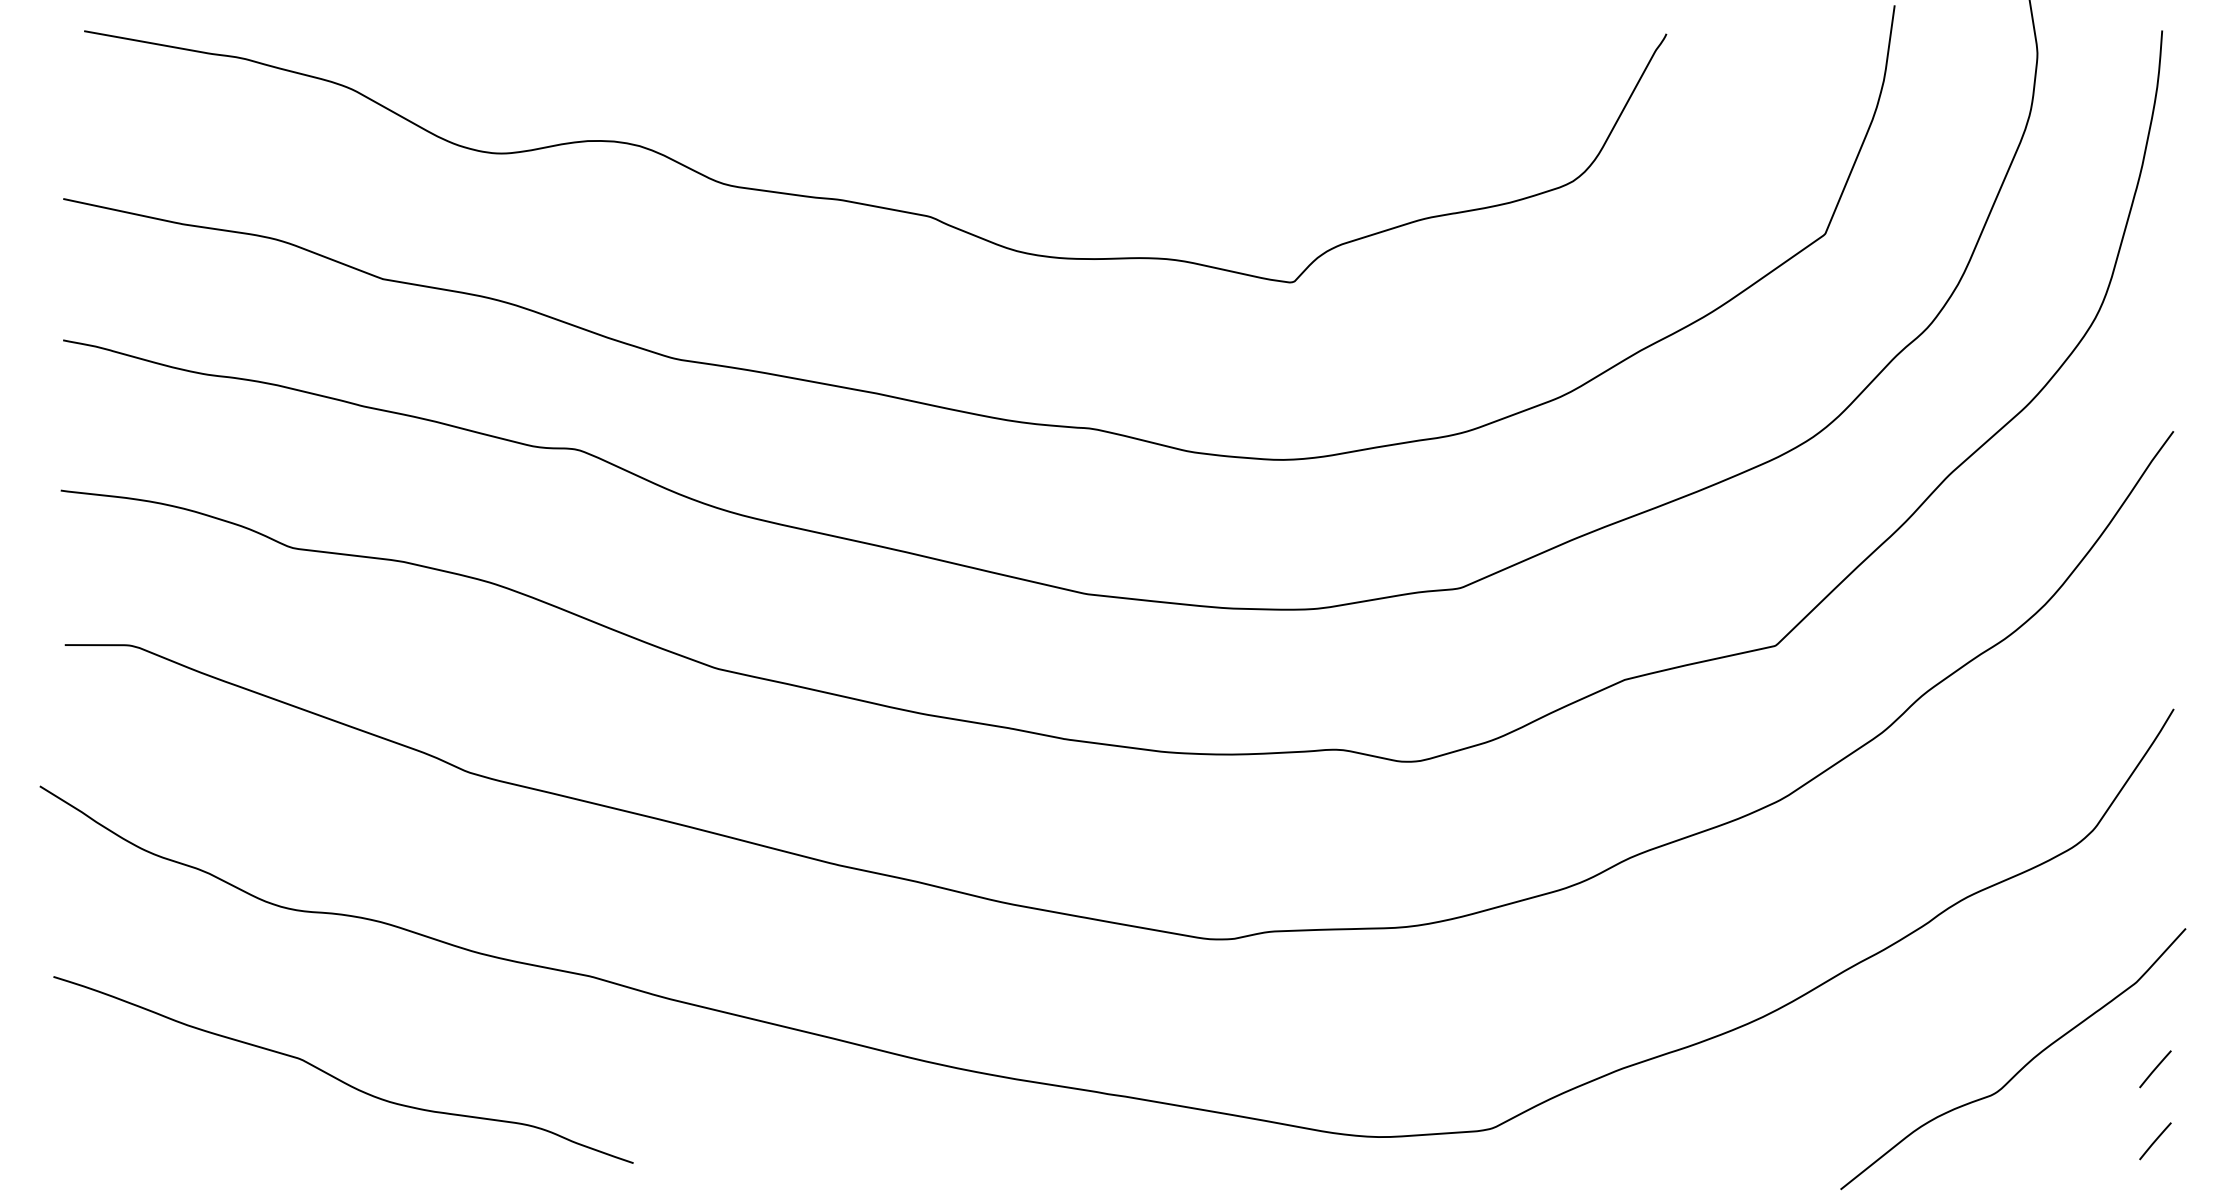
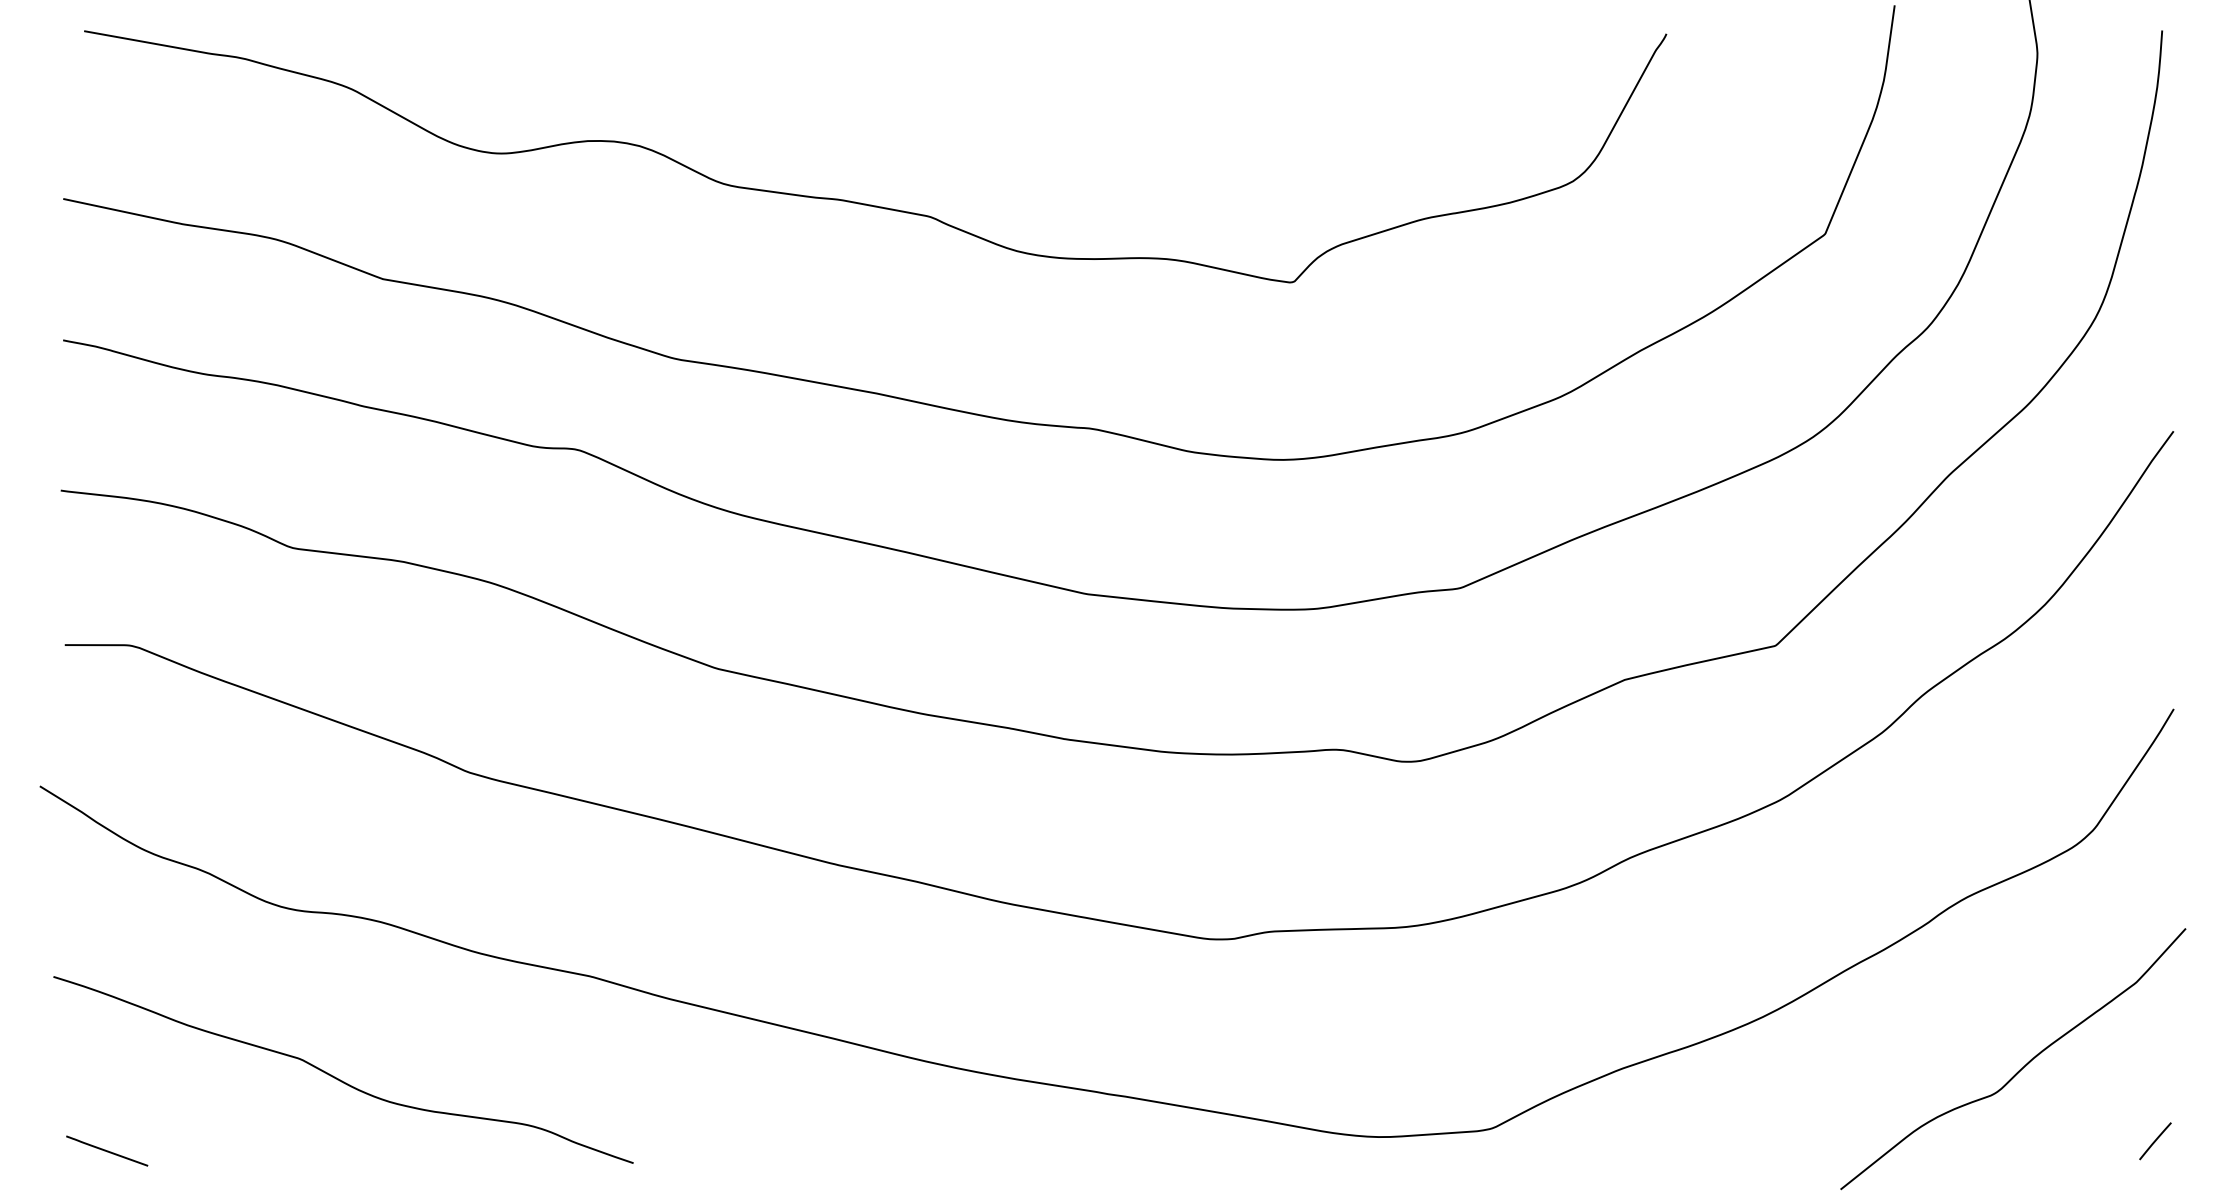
line: present -> none (2155, 1069)
line: none -> present (107, 1150)
